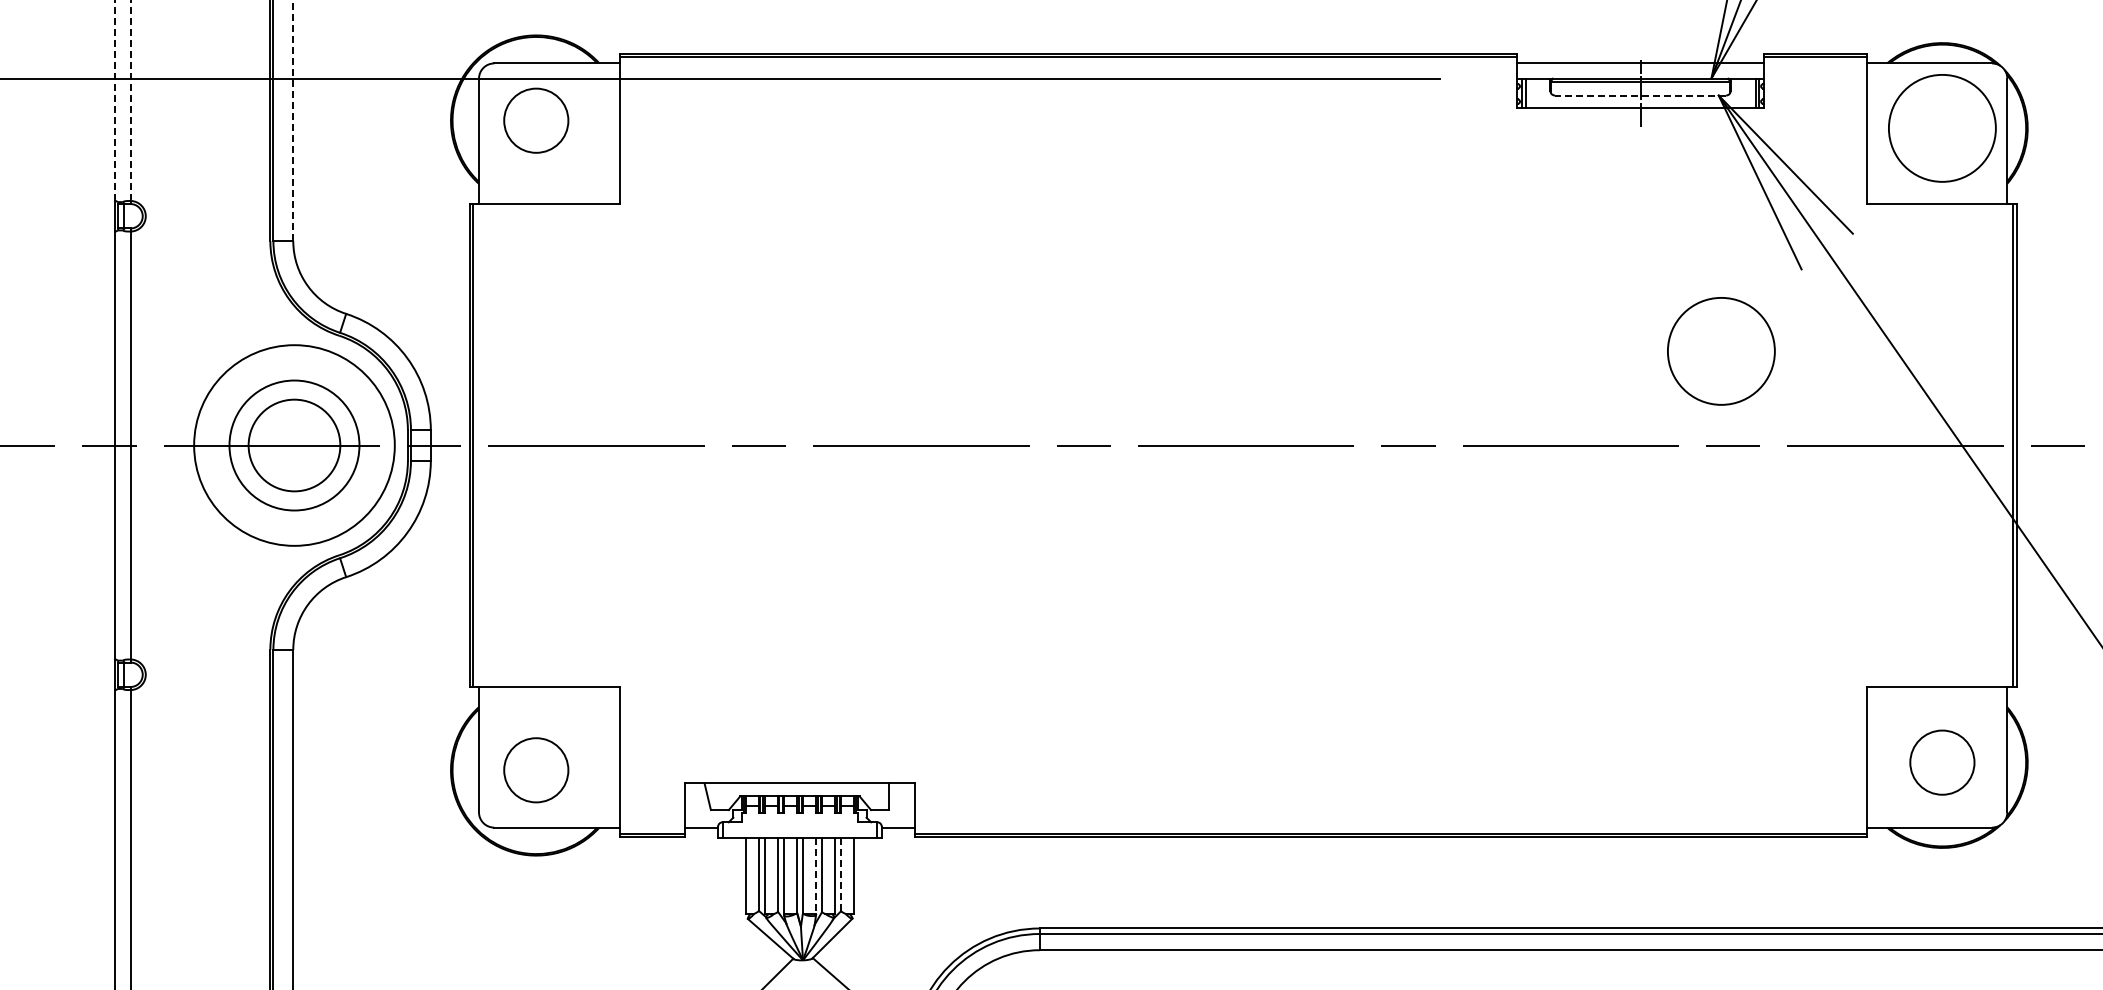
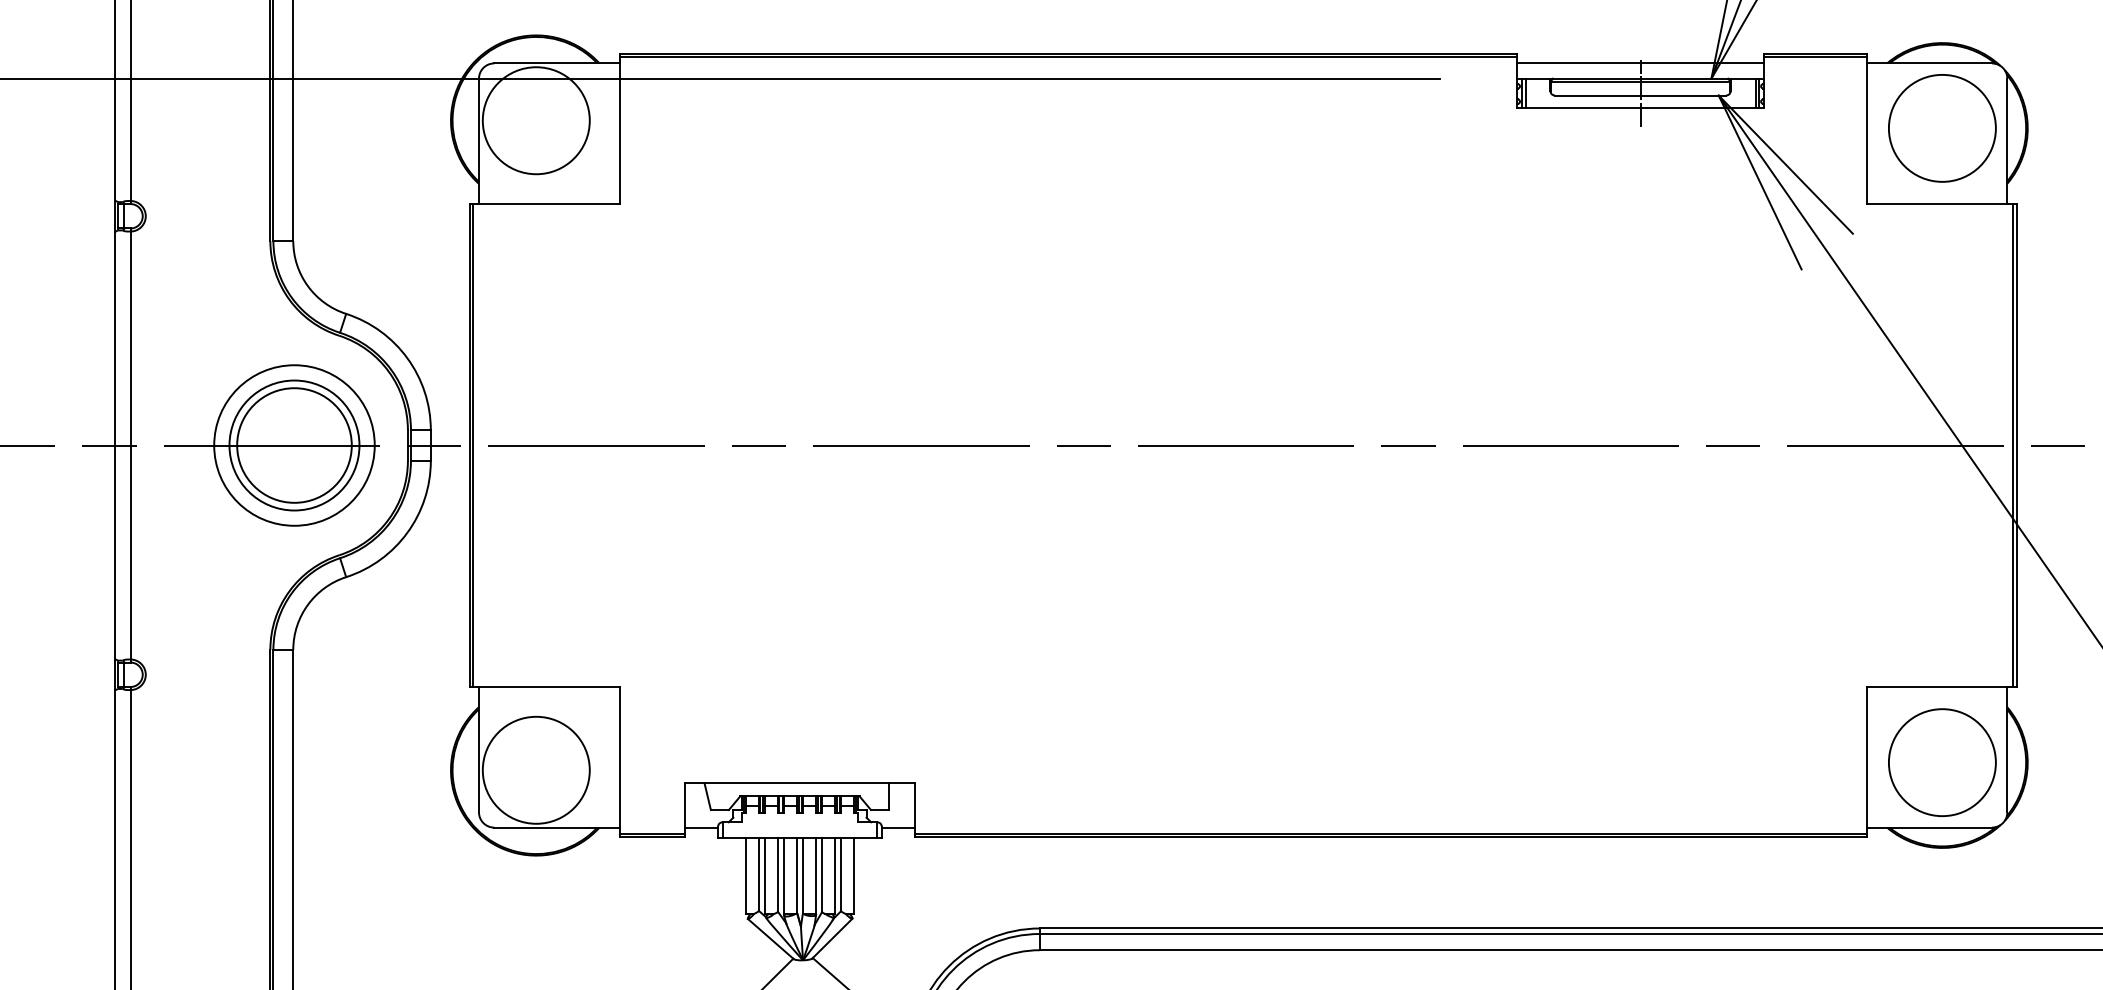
line: dashed -> solid (1640, 95)
line: dashed -> solid (115, 100)
line: dashed -> solid (131, 100)
line: dashed -> solid (293, 120)
circle diameter: 64 px -> 107 px (535, 120)
circle: present -> none (1721, 351)
circle diameter: 201 px -> 161 px (294, 445)
circle diameter: 92 px -> 115 px (294, 445)
circle diameter: 64 px -> 107 px (1941, 762)
circle diameter: 64 px -> 107 px (535, 769)
line: dashed -> solid (841, 874)
line: dashed -> solid (816, 876)
